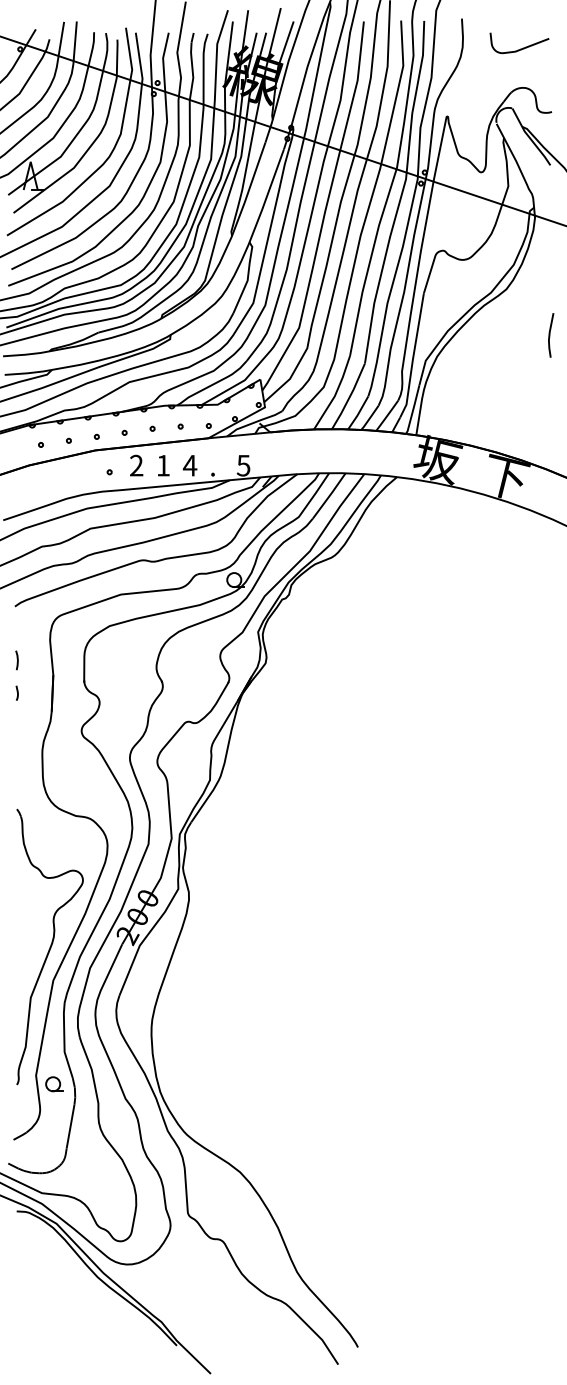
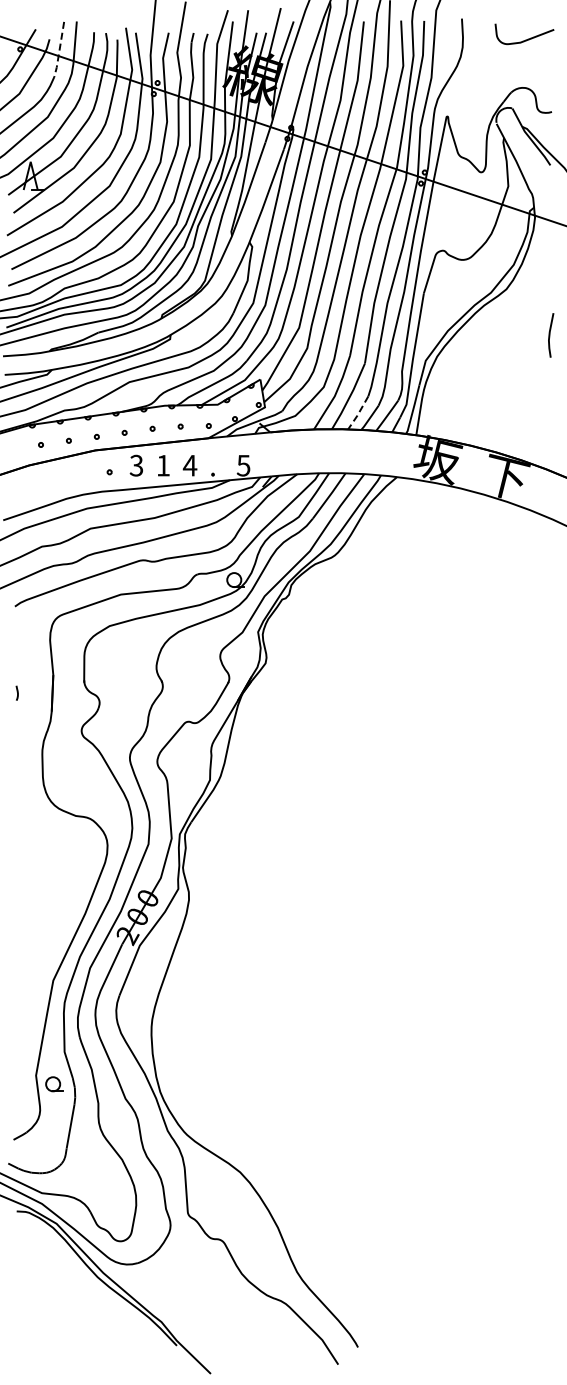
curve position: (520, 48) -> (525, 39) (525, 39)
line: solid -> dashed (59, 50)
line: solid -> dashed (358, 413)
text: 2 -> 3 (136, 465)
line: present -> none (17, 660)
part: present -> none (49, 946)
